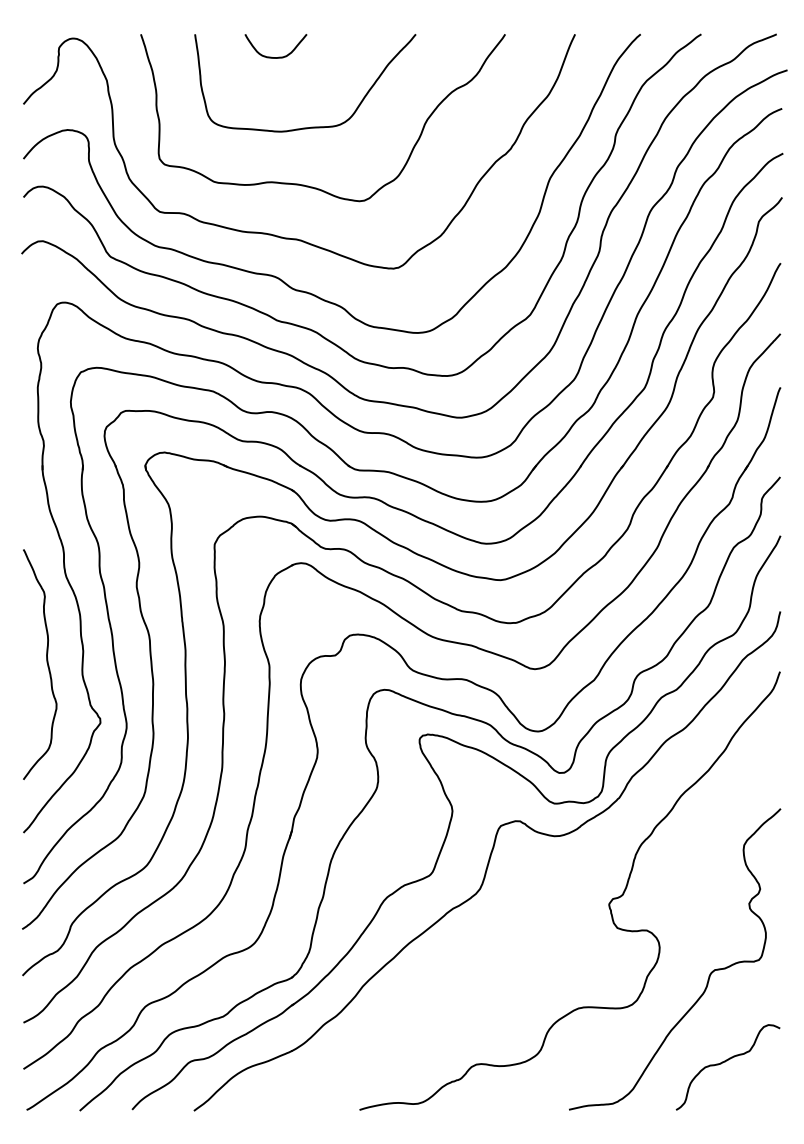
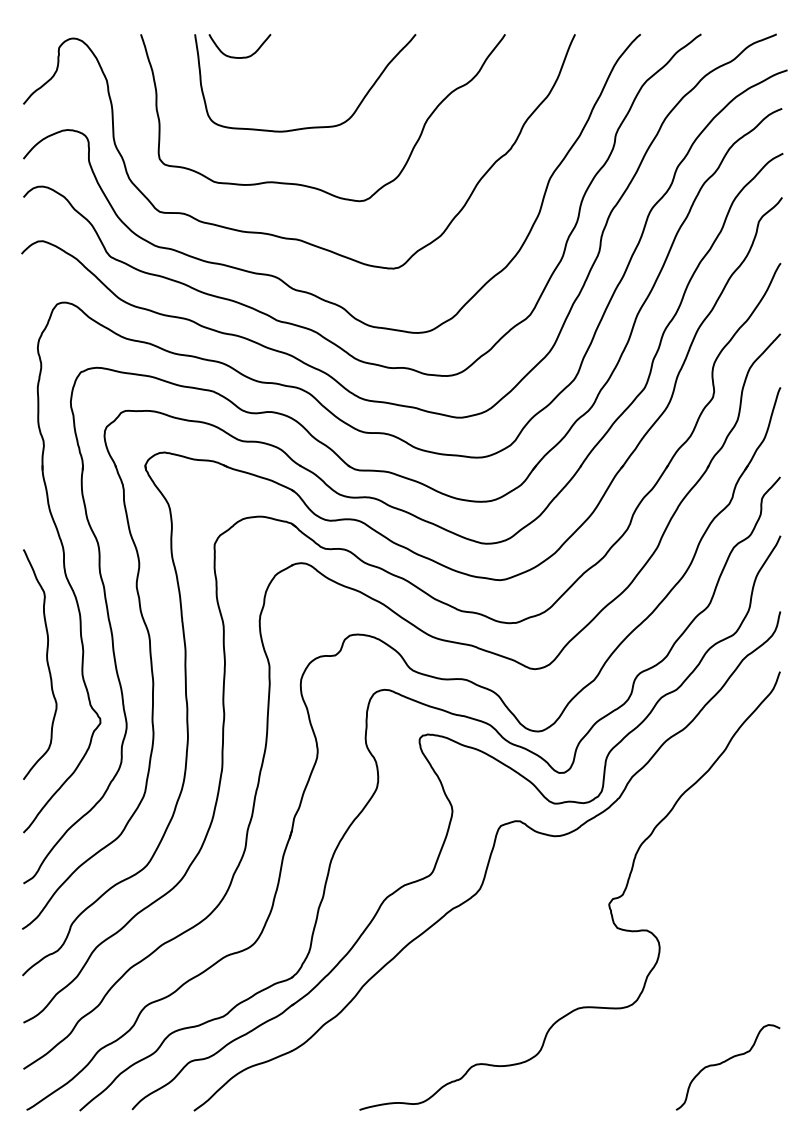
curve position: (278, 56) -> (242, 56) (242, 56)
curve: present -> none (708, 976)
